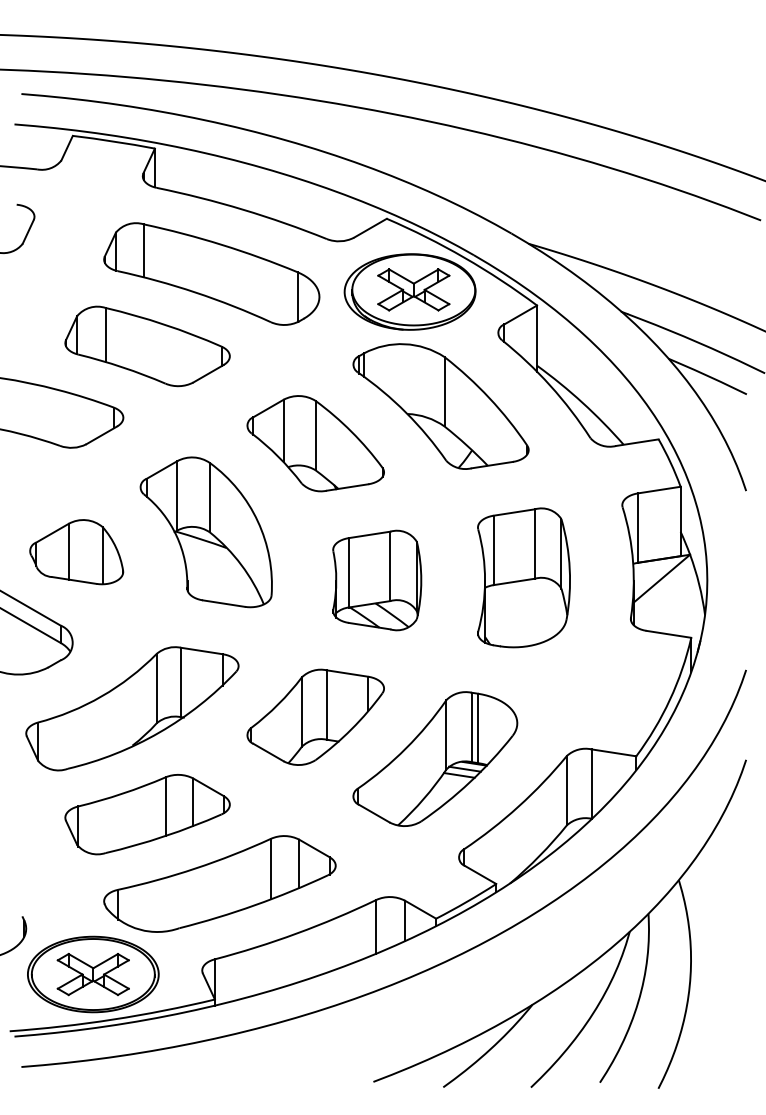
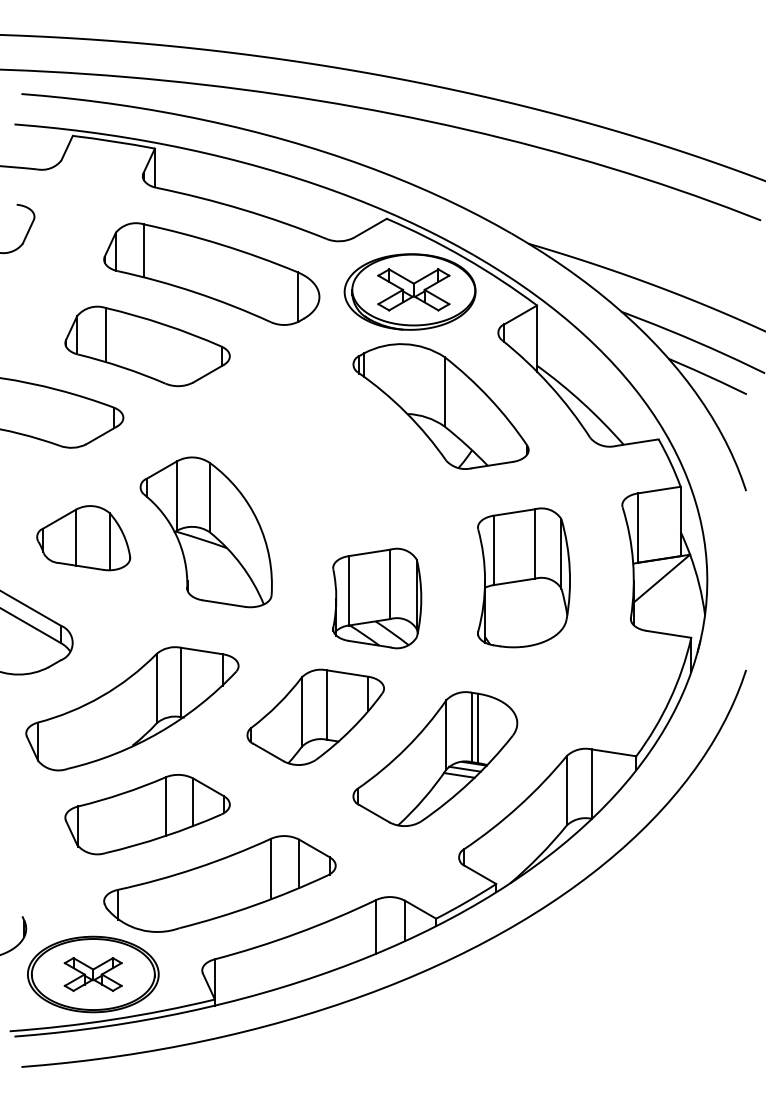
part: present -> none (315, 443)
part position: (76, 552) -> (83, 538) (83, 538)
part position: (377, 580) -> (377, 598) (377, 598)
part: present -> none (591, 962)
part size: 74x45 px -> 60x35 px (92, 974)
